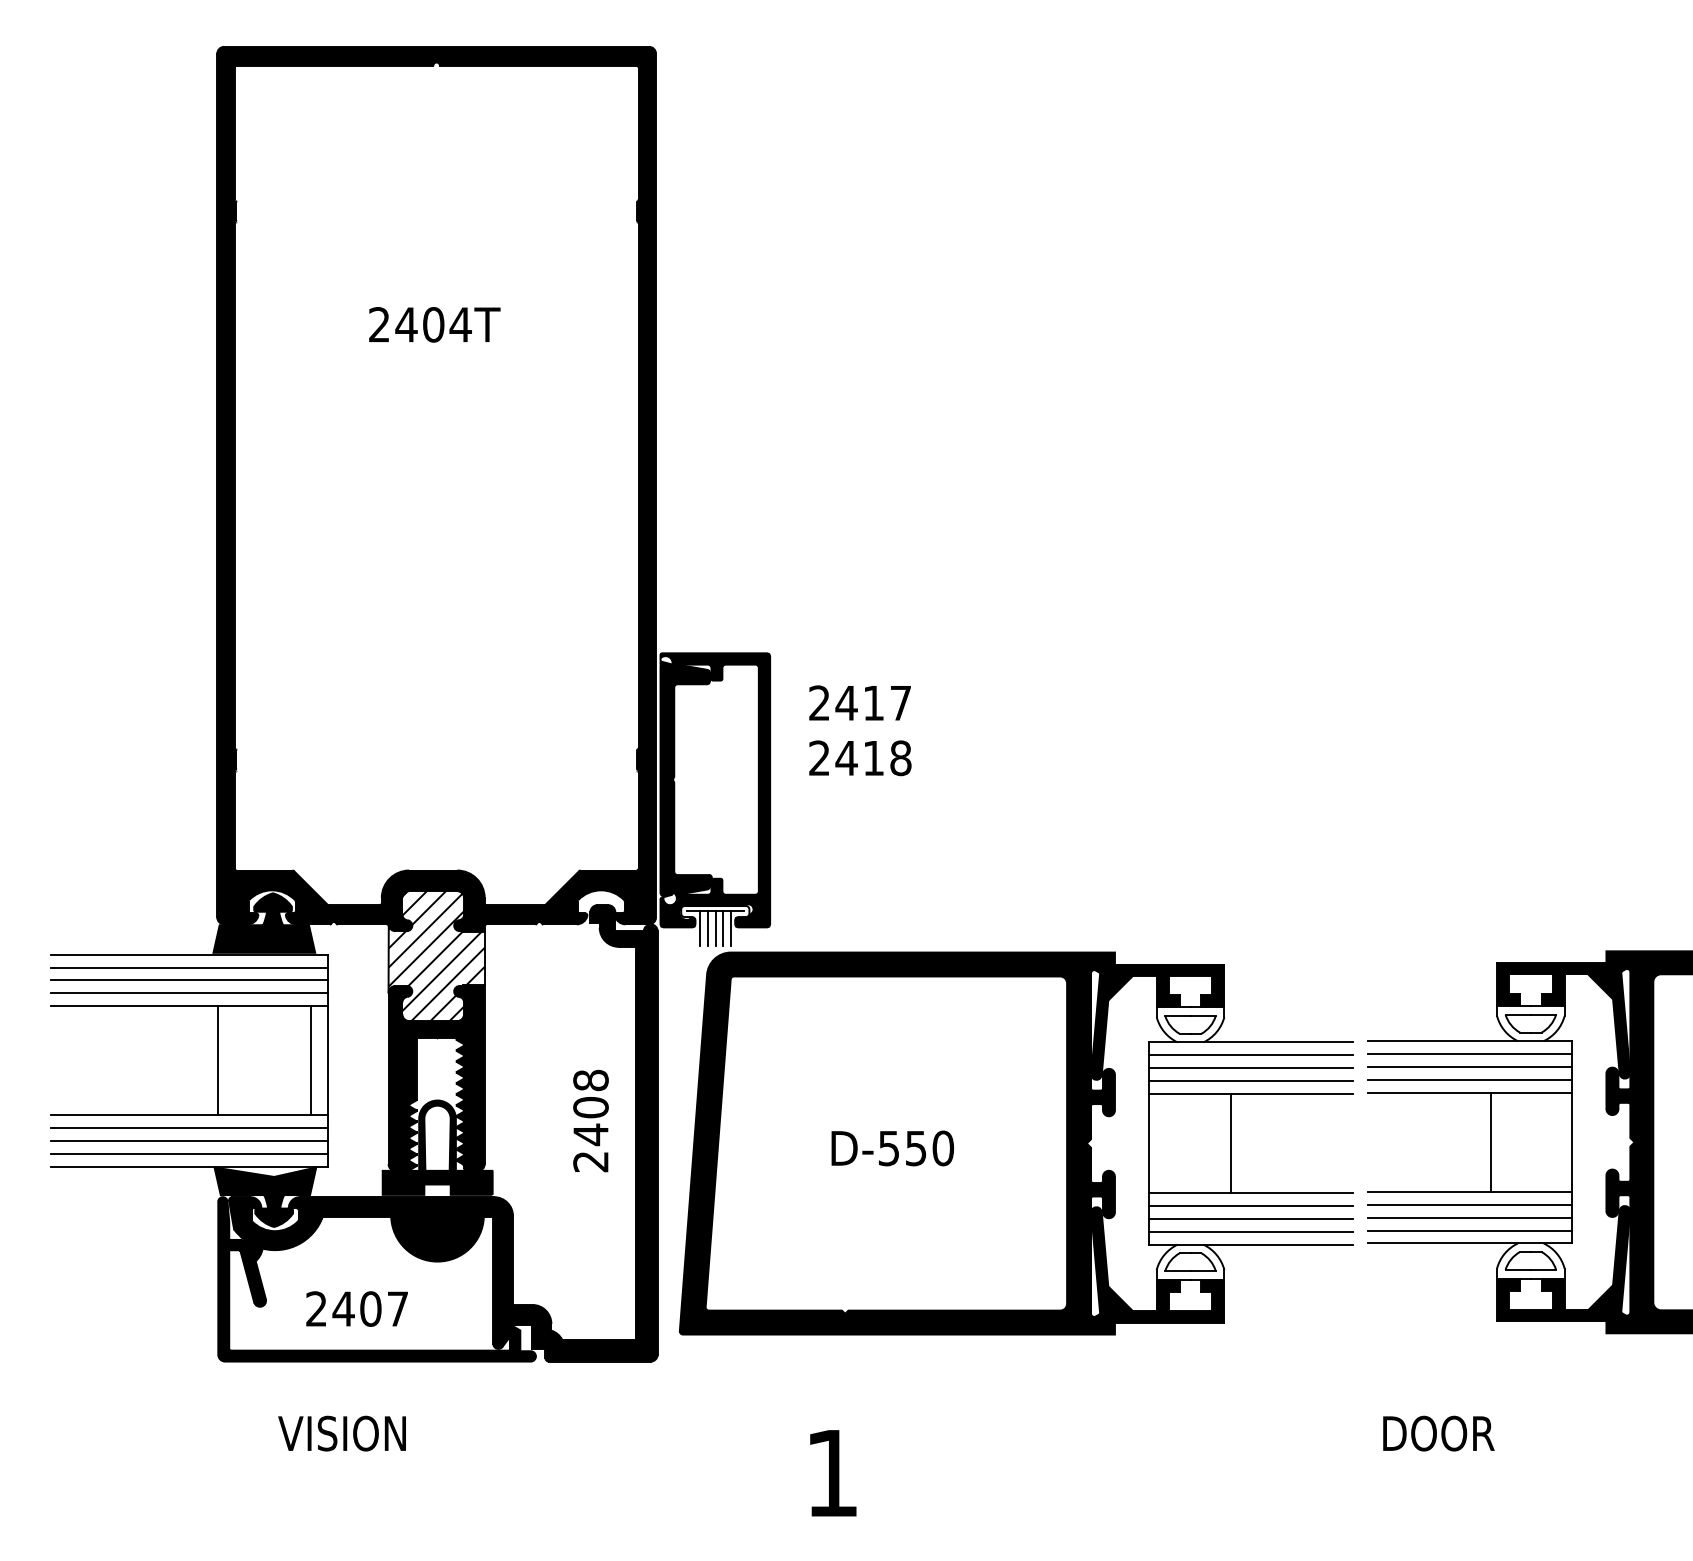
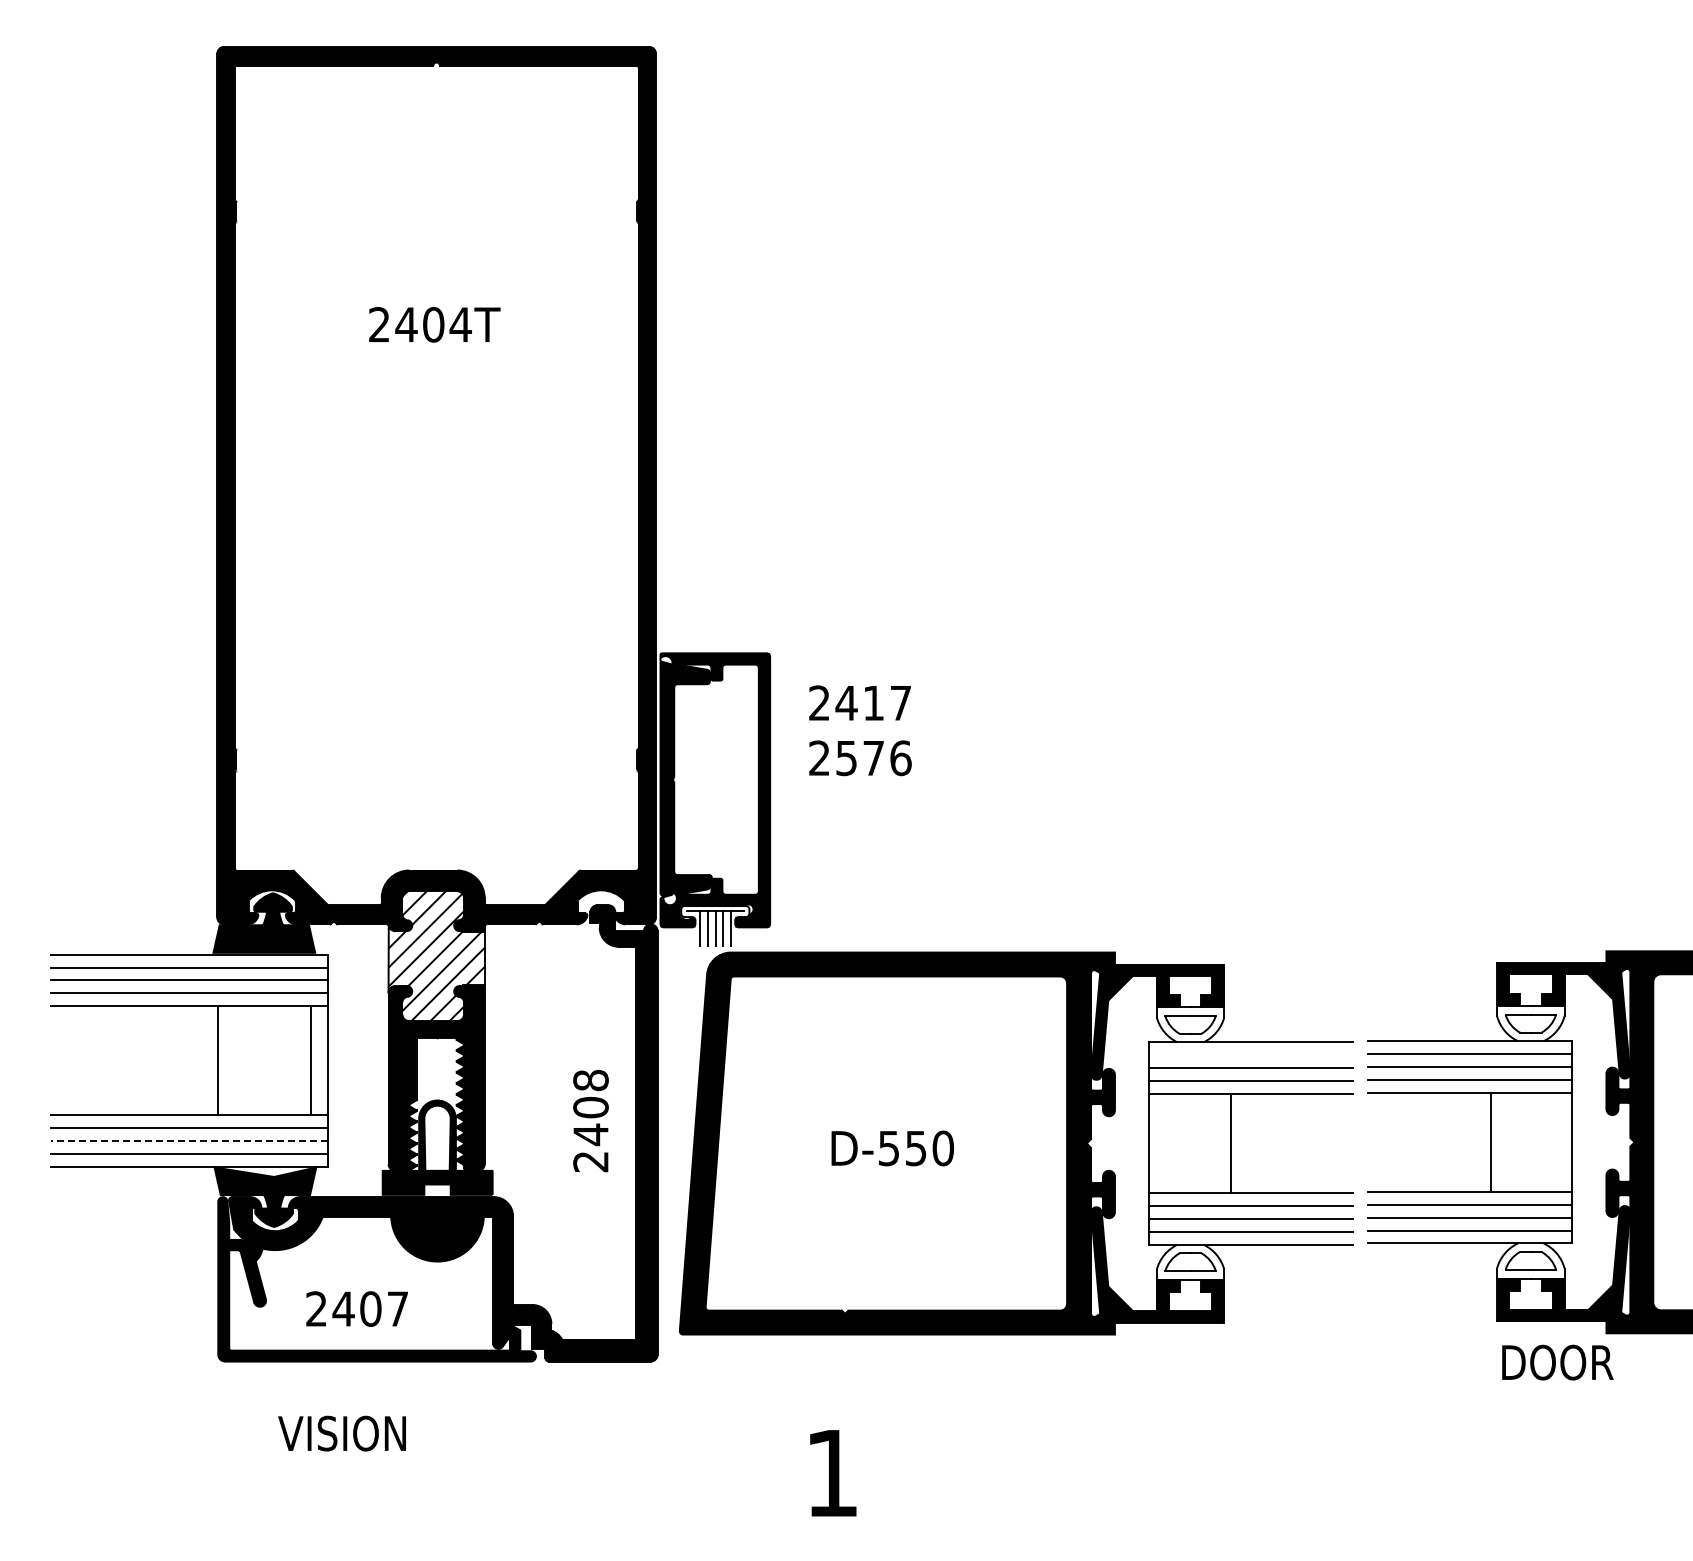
text: 2418 -> 2576 (873, 758)
line: present -> none (1250, 1055)
line: solid -> dashed (189, 1141)
text position: (1438, 1433) -> (1557, 1362) (1557, 1362)
